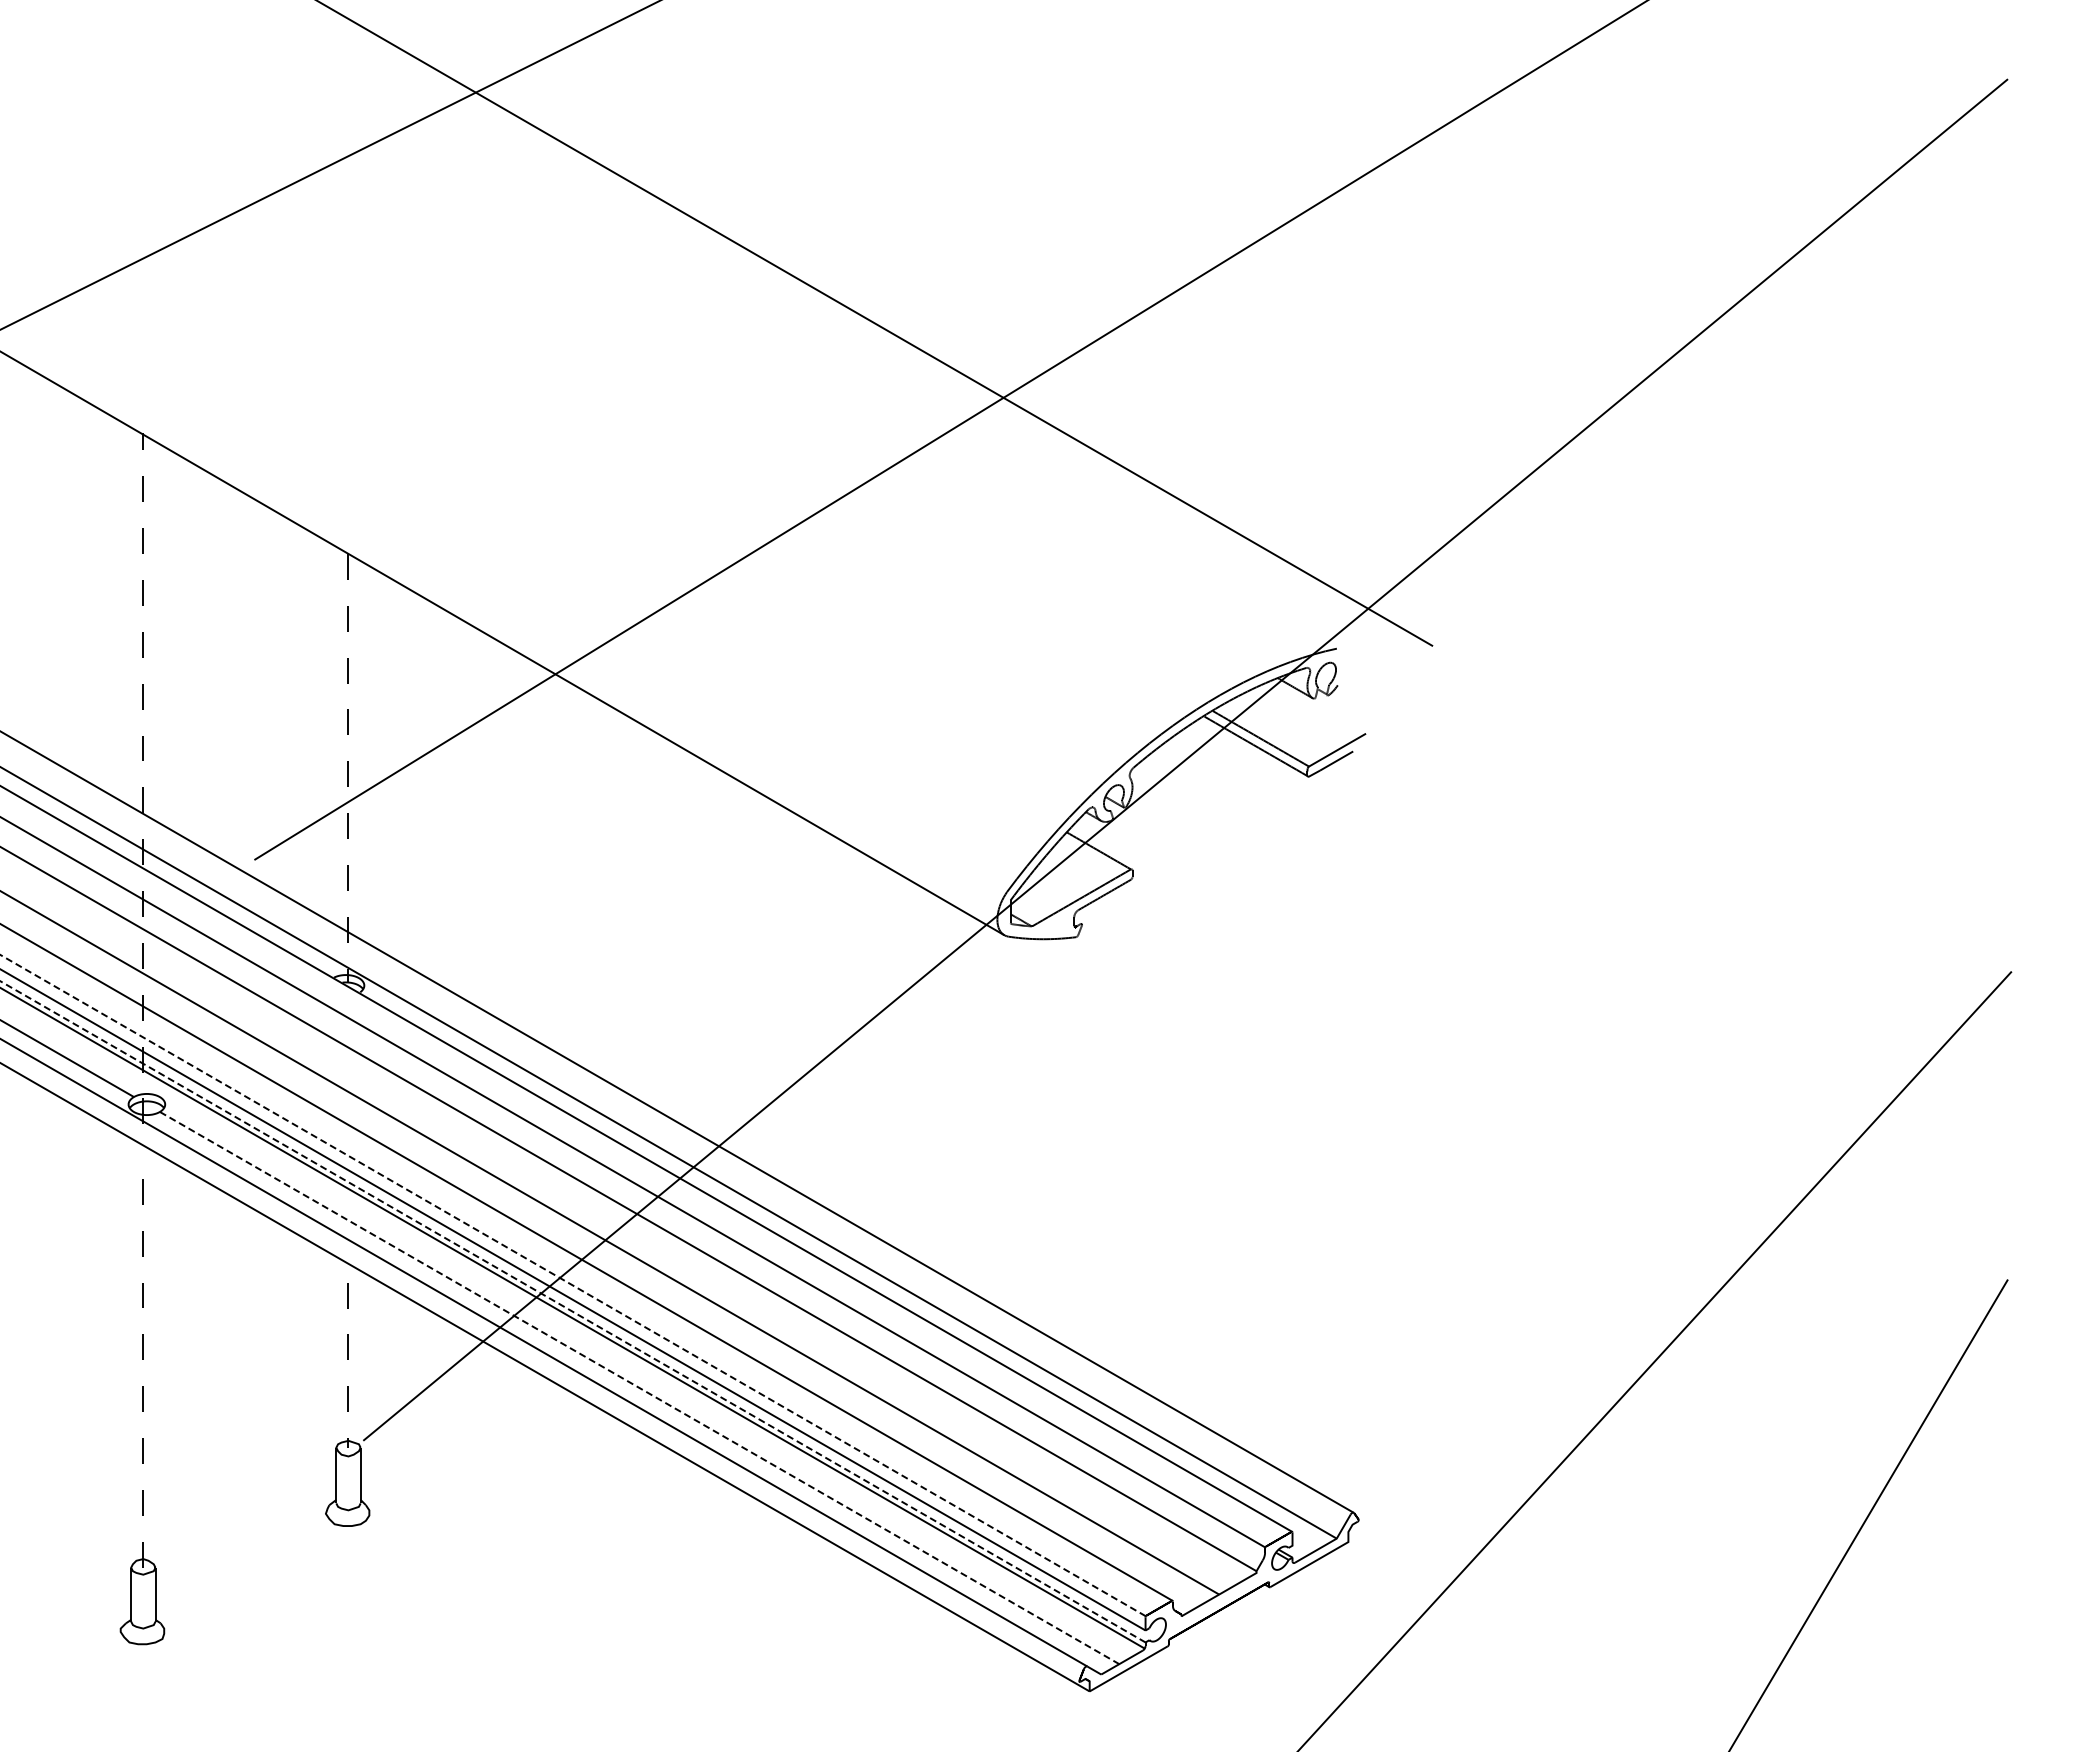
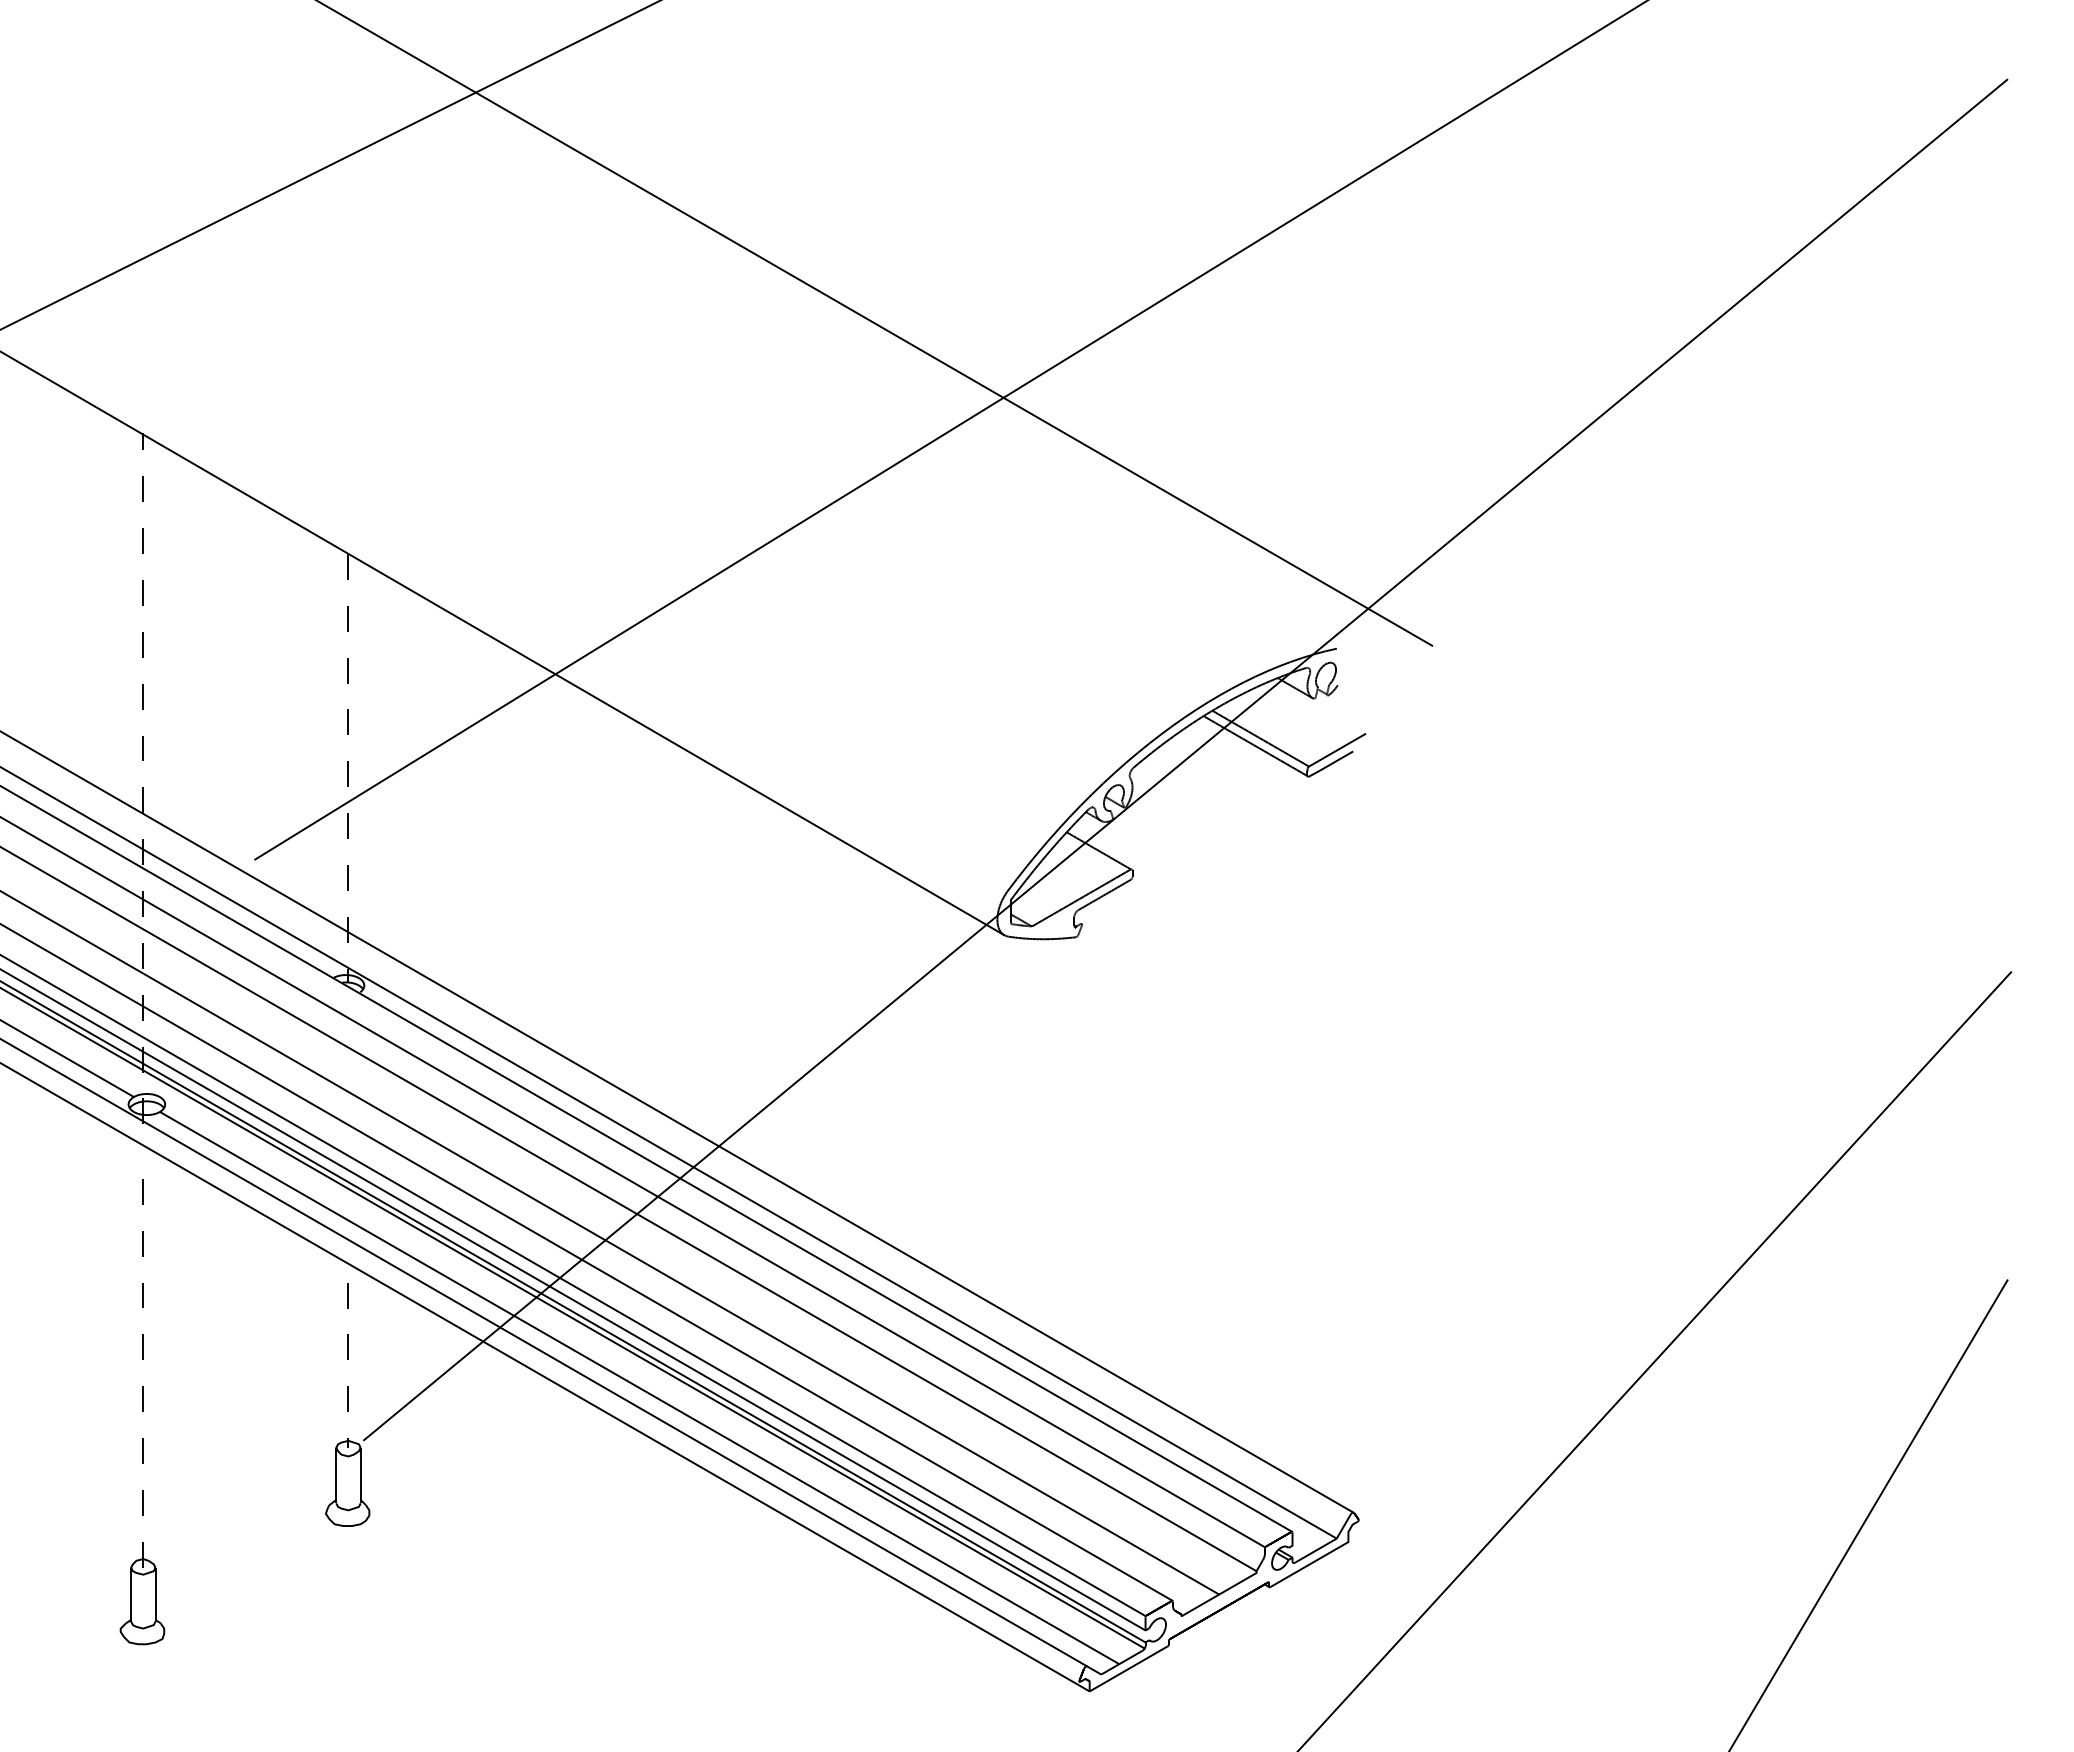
line: dashed -> solid (572, 1285)
line: dashed -> solid (573, 1311)
line: dashed -> solid (639, 1387)
